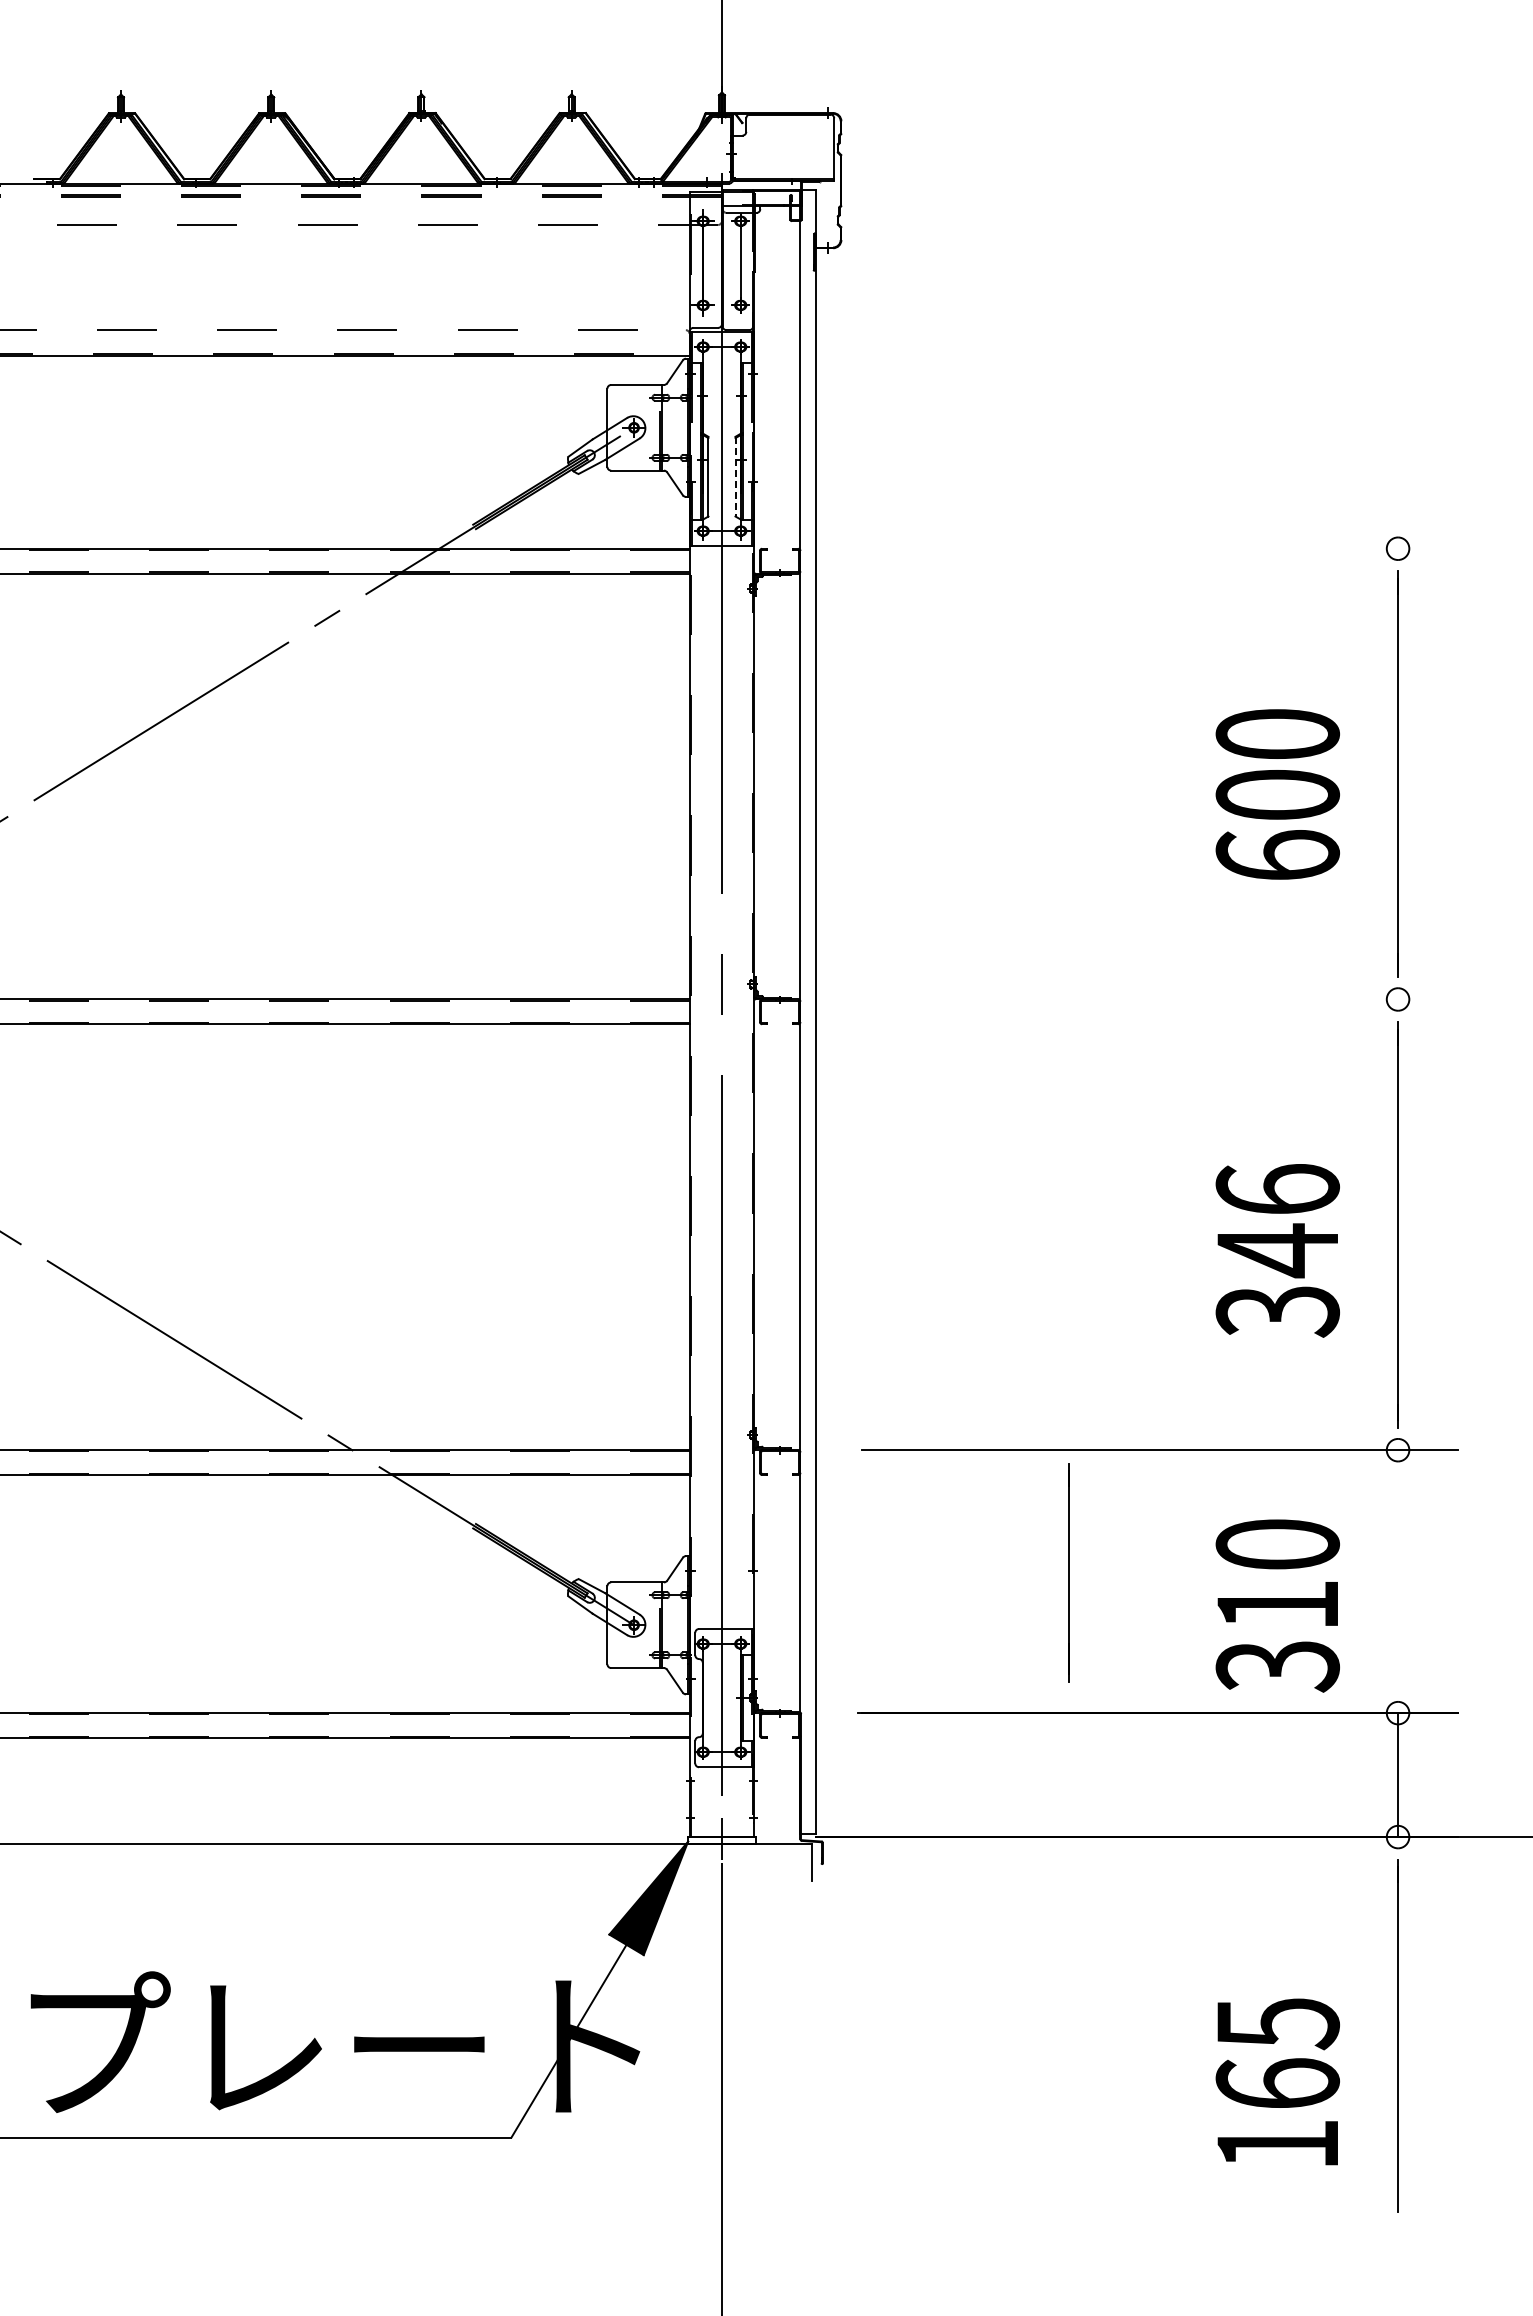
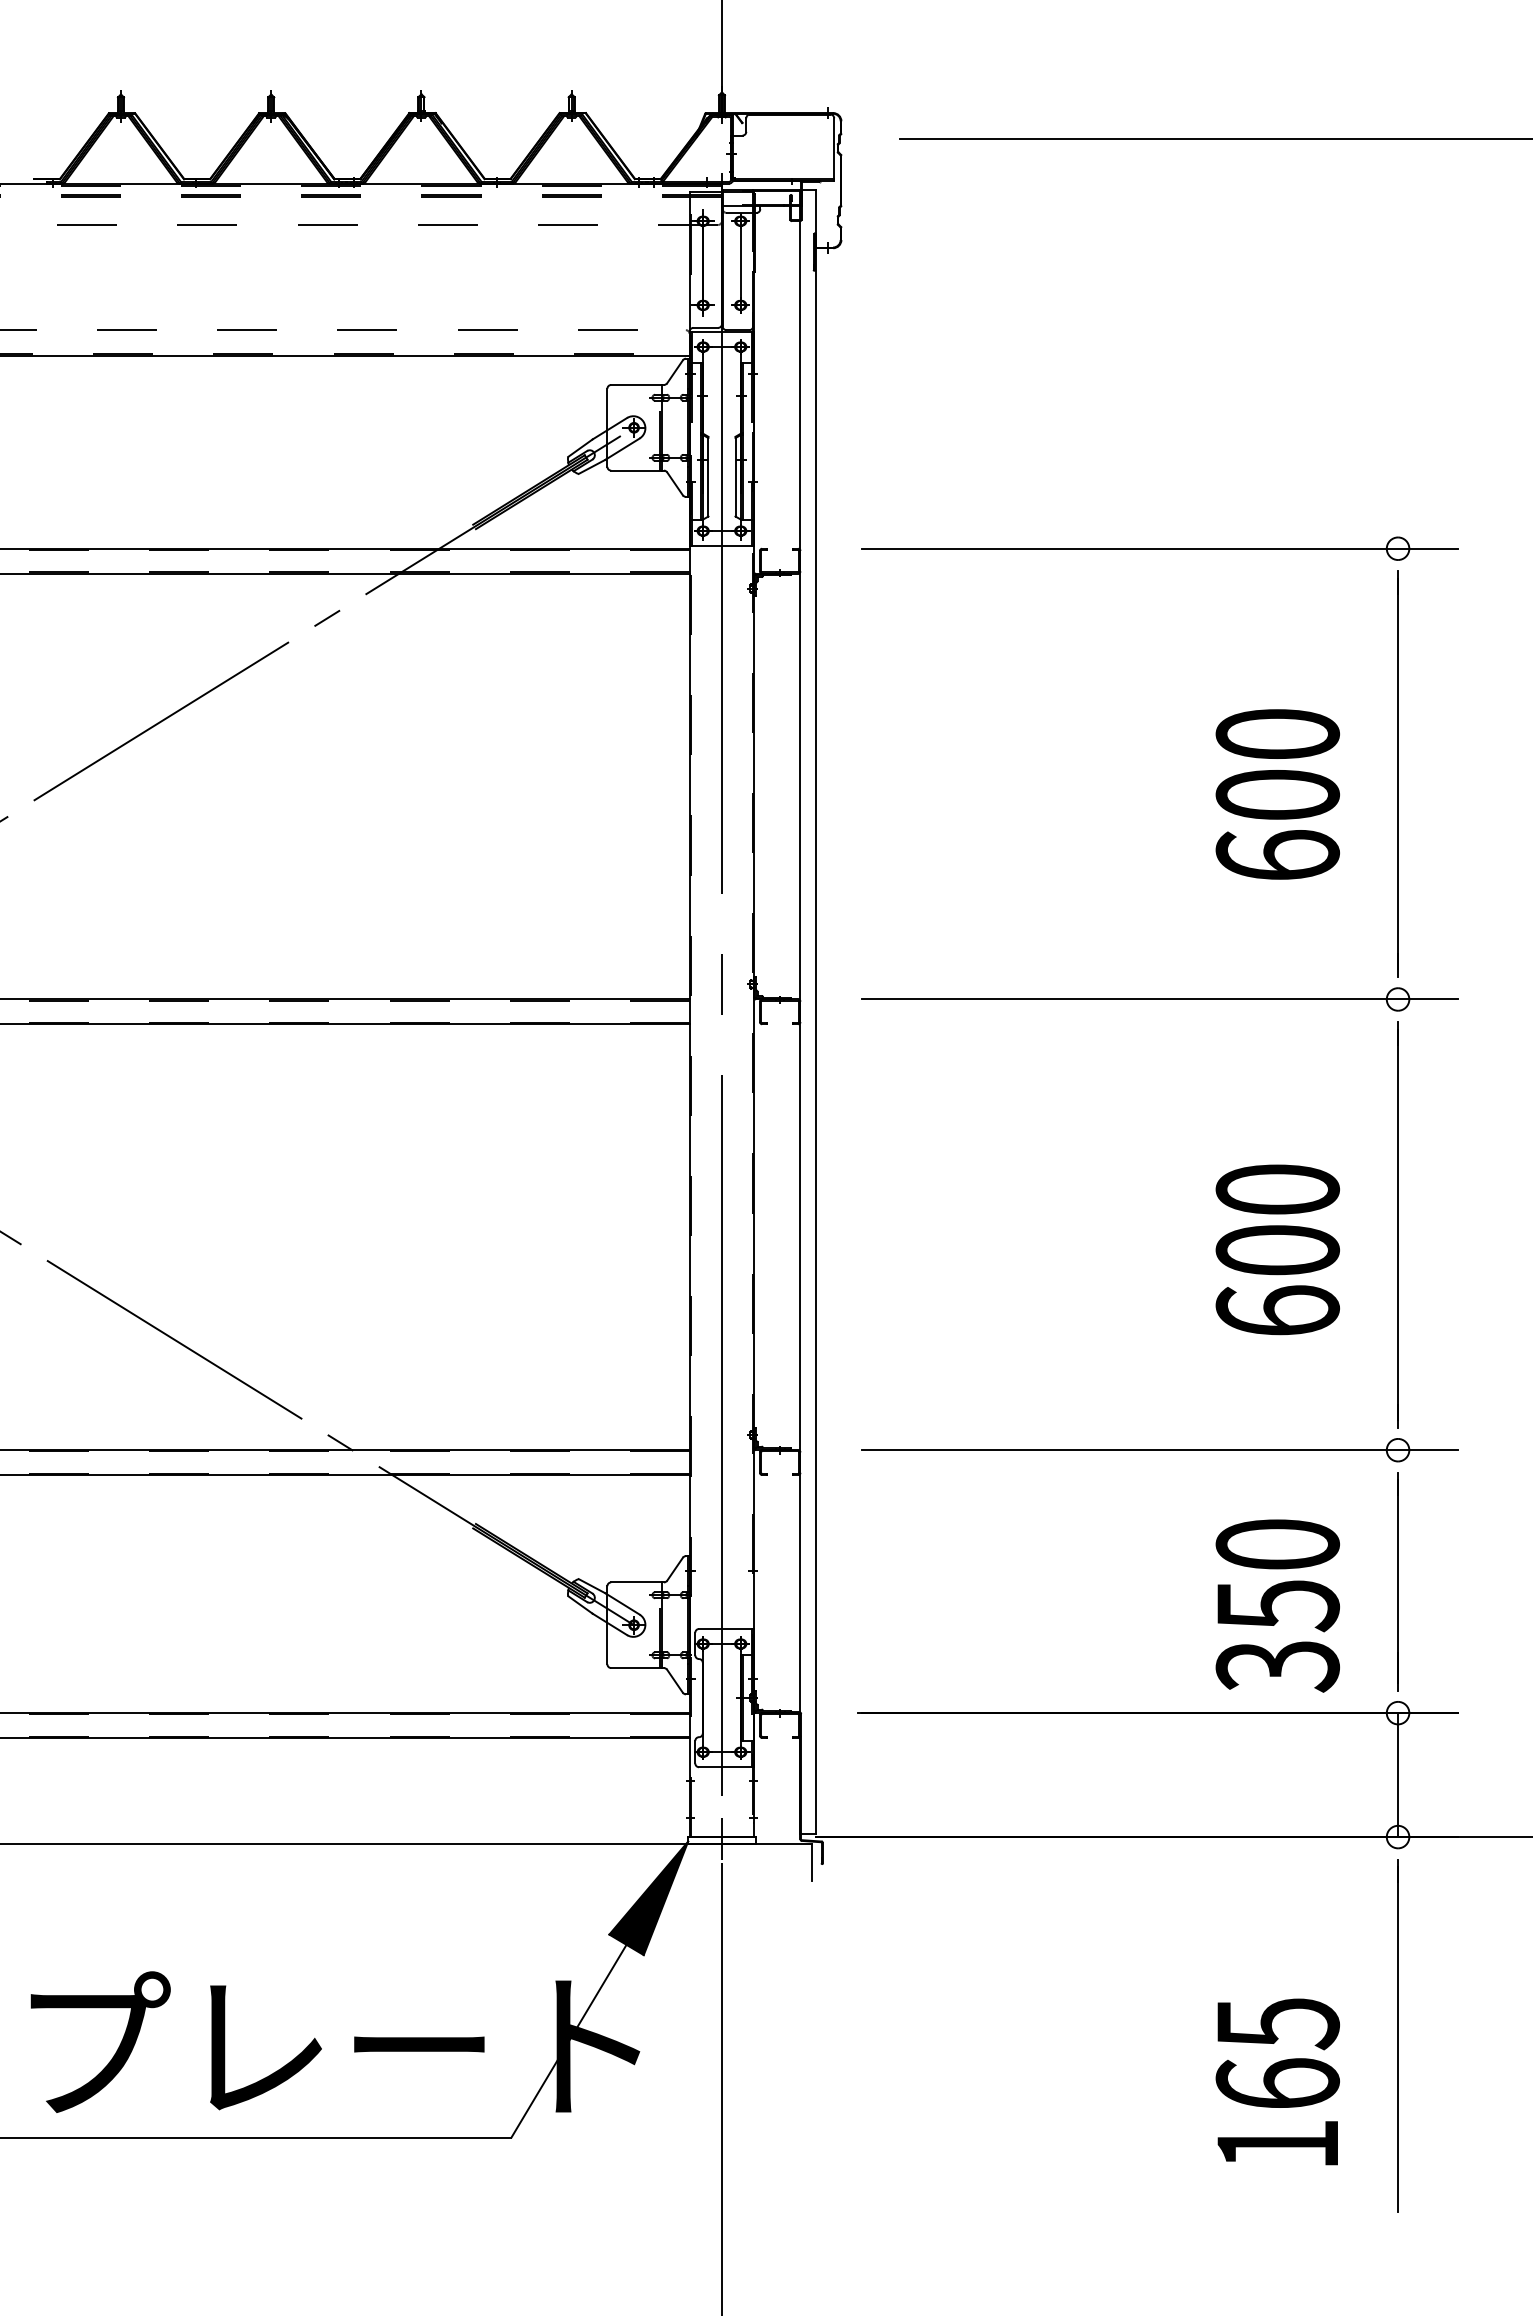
line: none -> present (1214, 139)
line: dashed -> solid (735, 476)
line: none -> present (1159, 548)
line: none -> present (1159, 999)
text: 346 -> 600 (1277, 1250)
line position: (1068, 1572) -> (1397, 1581) (1397, 1581)
text: 310 -> 350 (1278, 1606)
